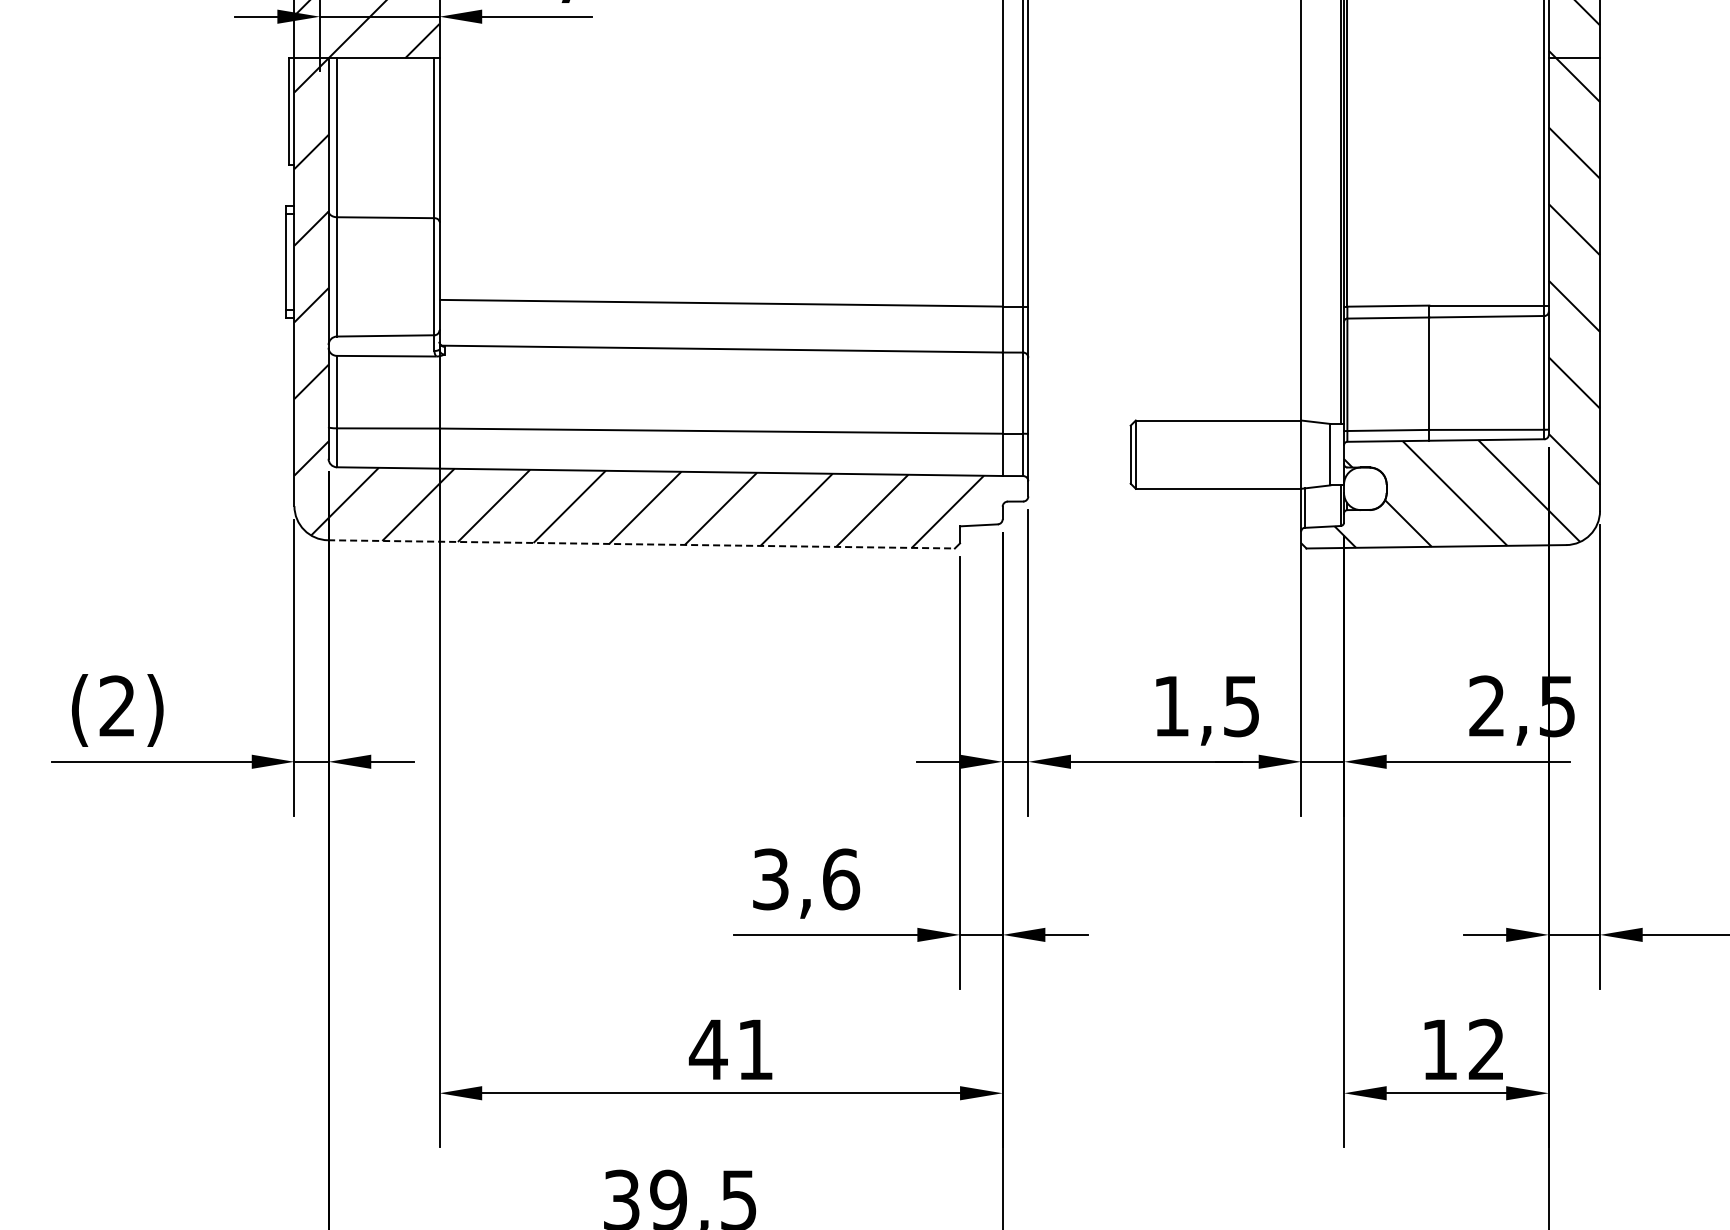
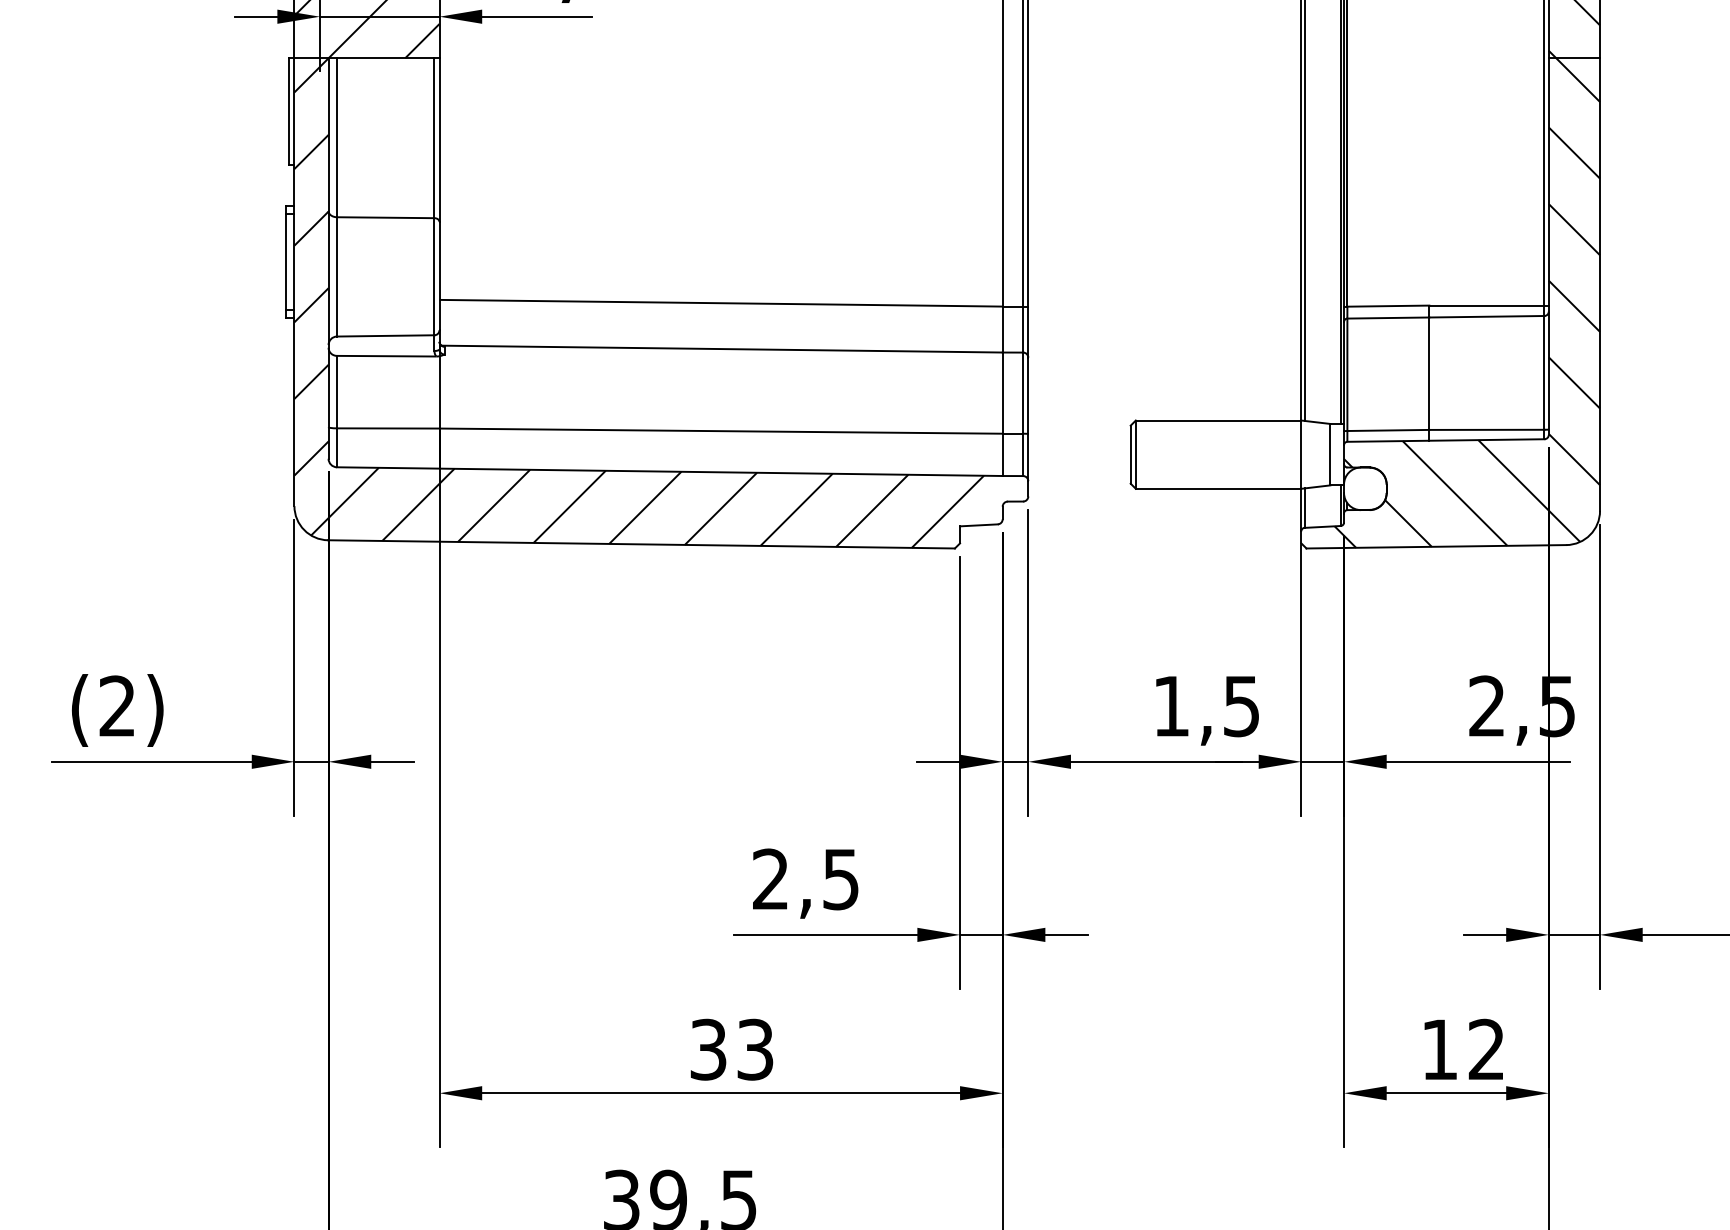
line: none -> present (1304, 211)
line: dashed -> solid (642, 544)
text: 3,6 -> 2,5 (806, 879)
text: 41 -> 33 (730, 1049)
